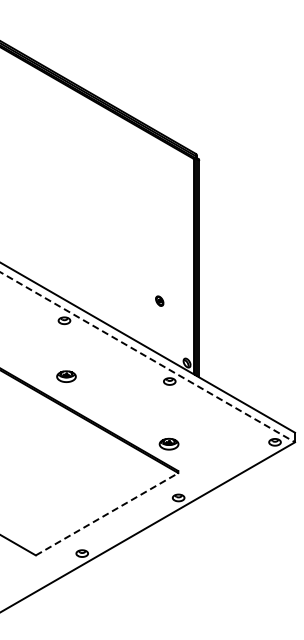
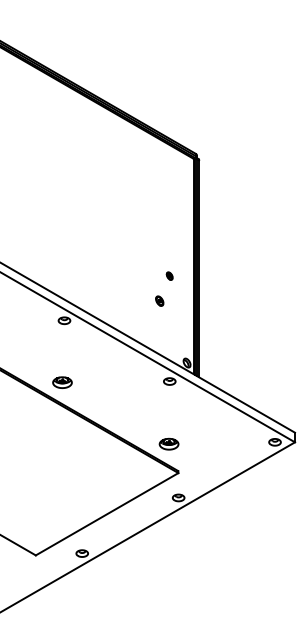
part: none -> present (169, 275)
line: dashed -> solid (147, 357)
part position: (66, 376) -> (62, 382) (62, 382)
line: dashed -> solid (107, 514)
